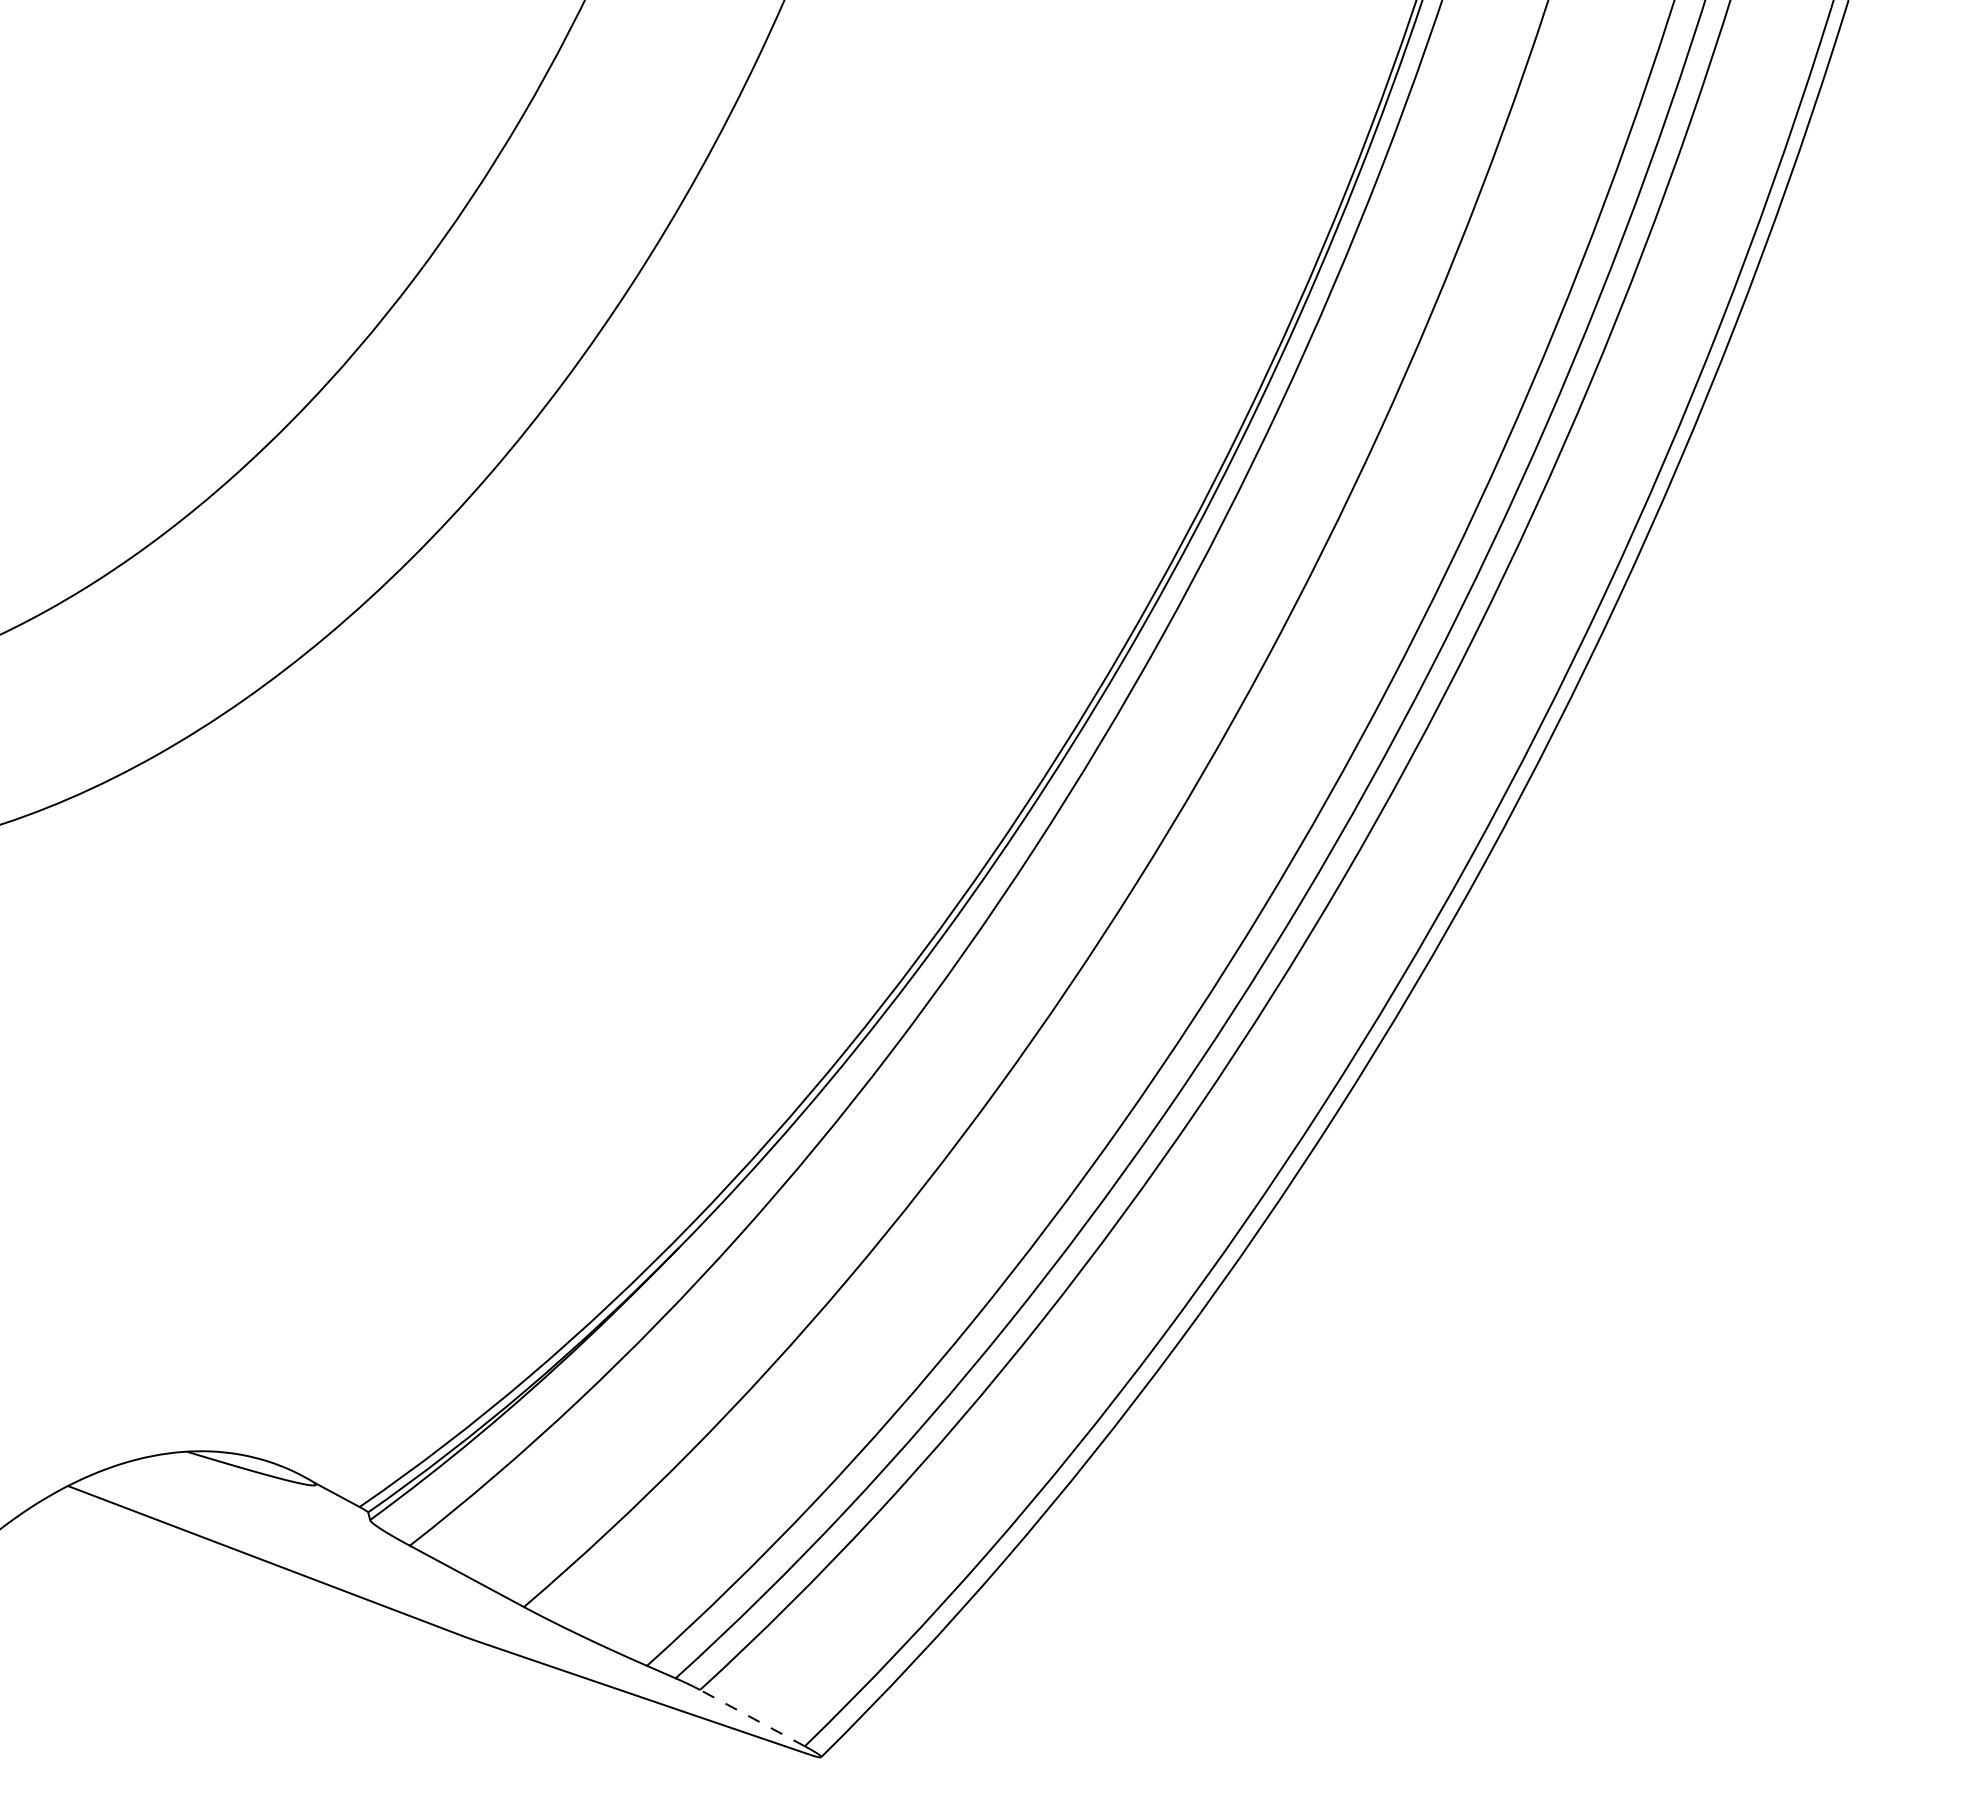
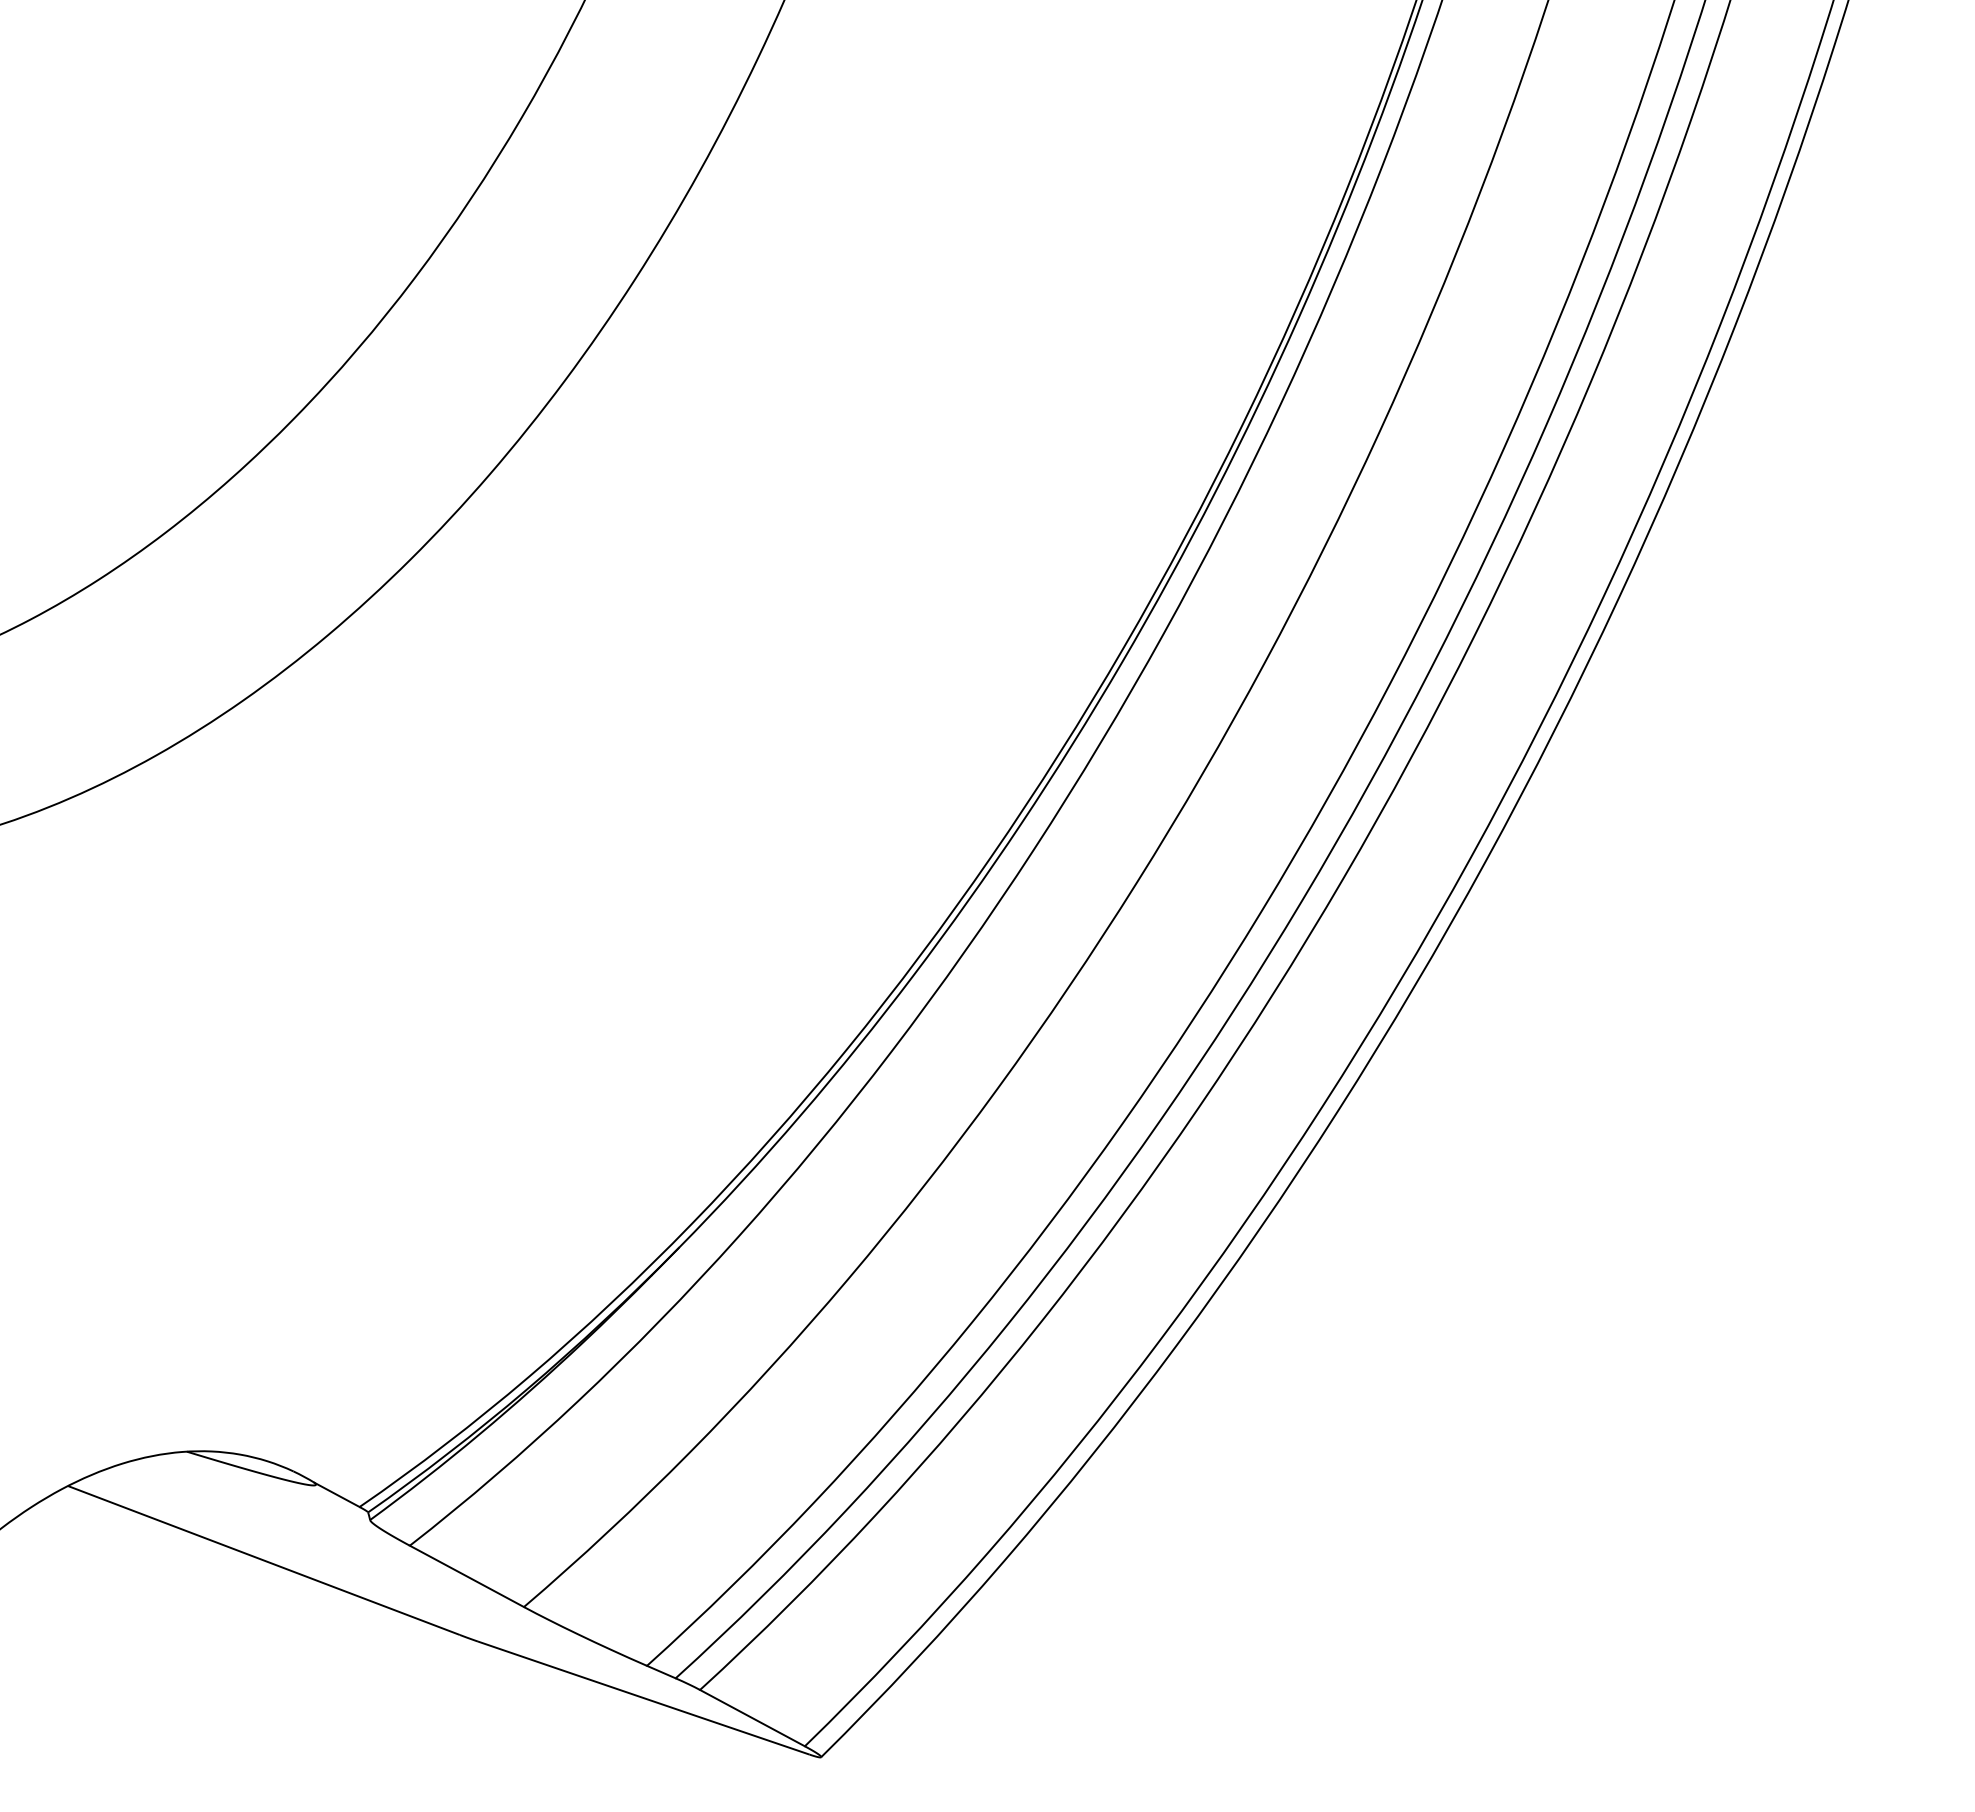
line: dashed -> solid (752, 1718)
